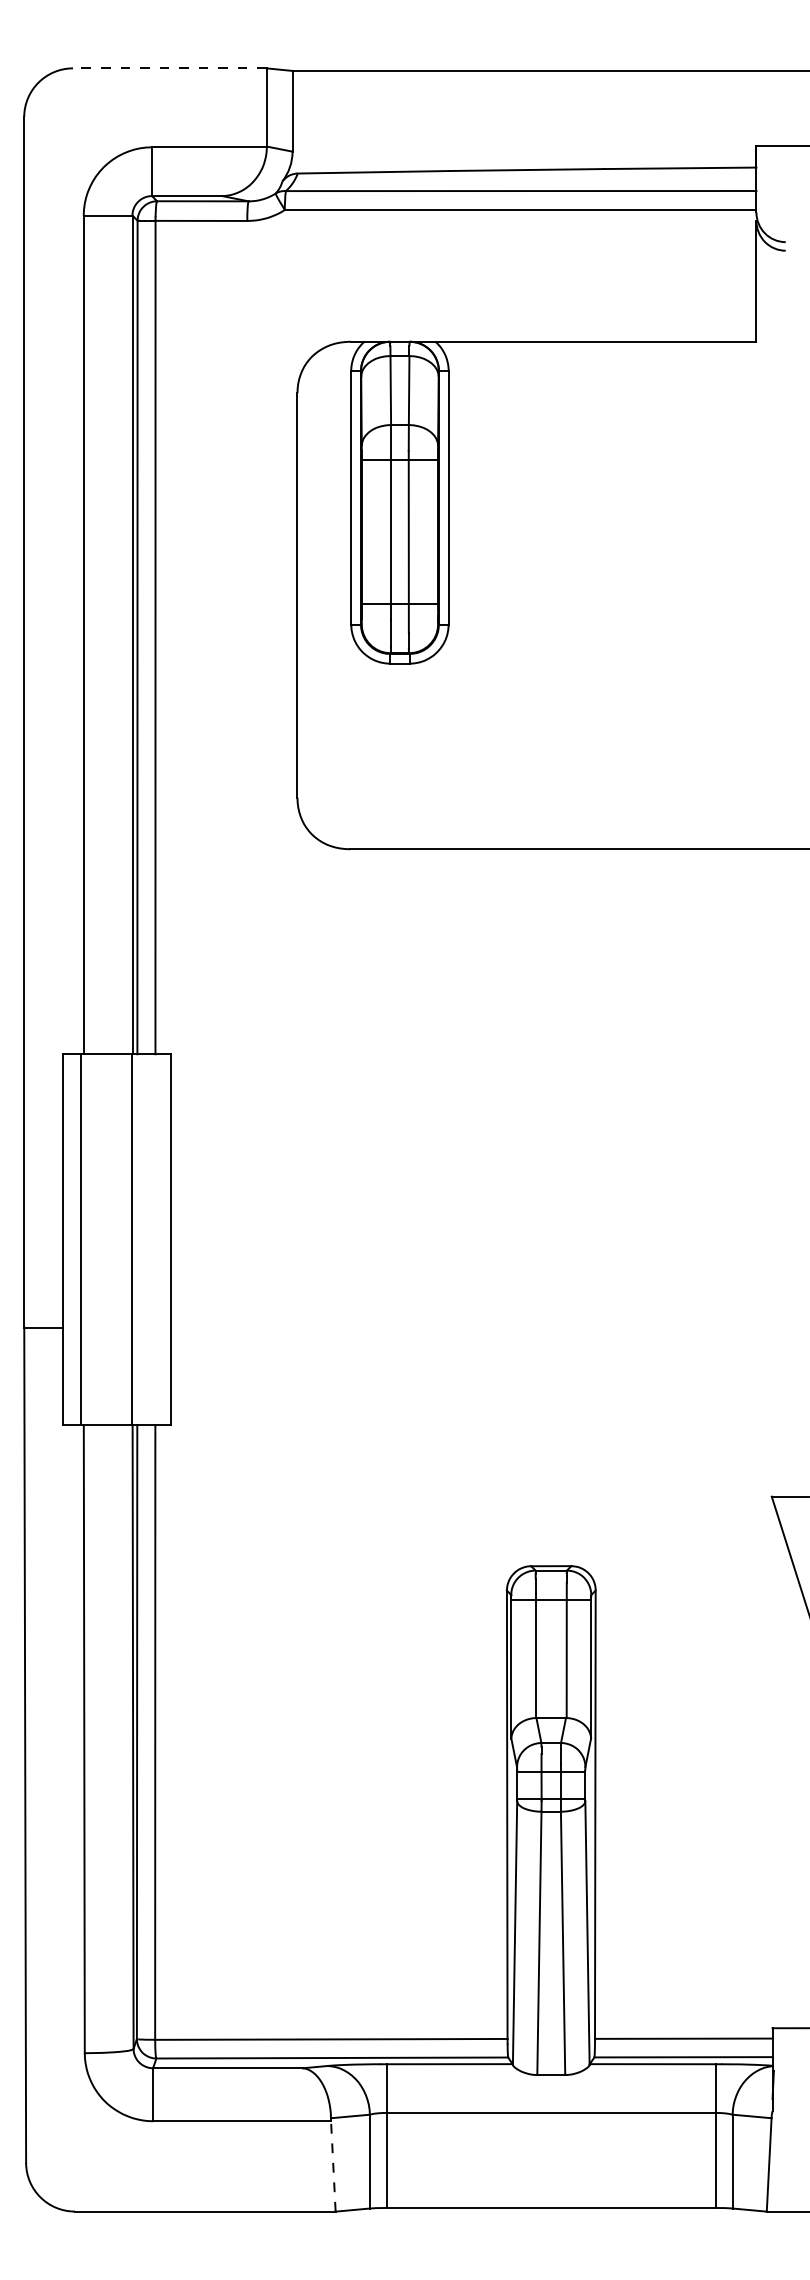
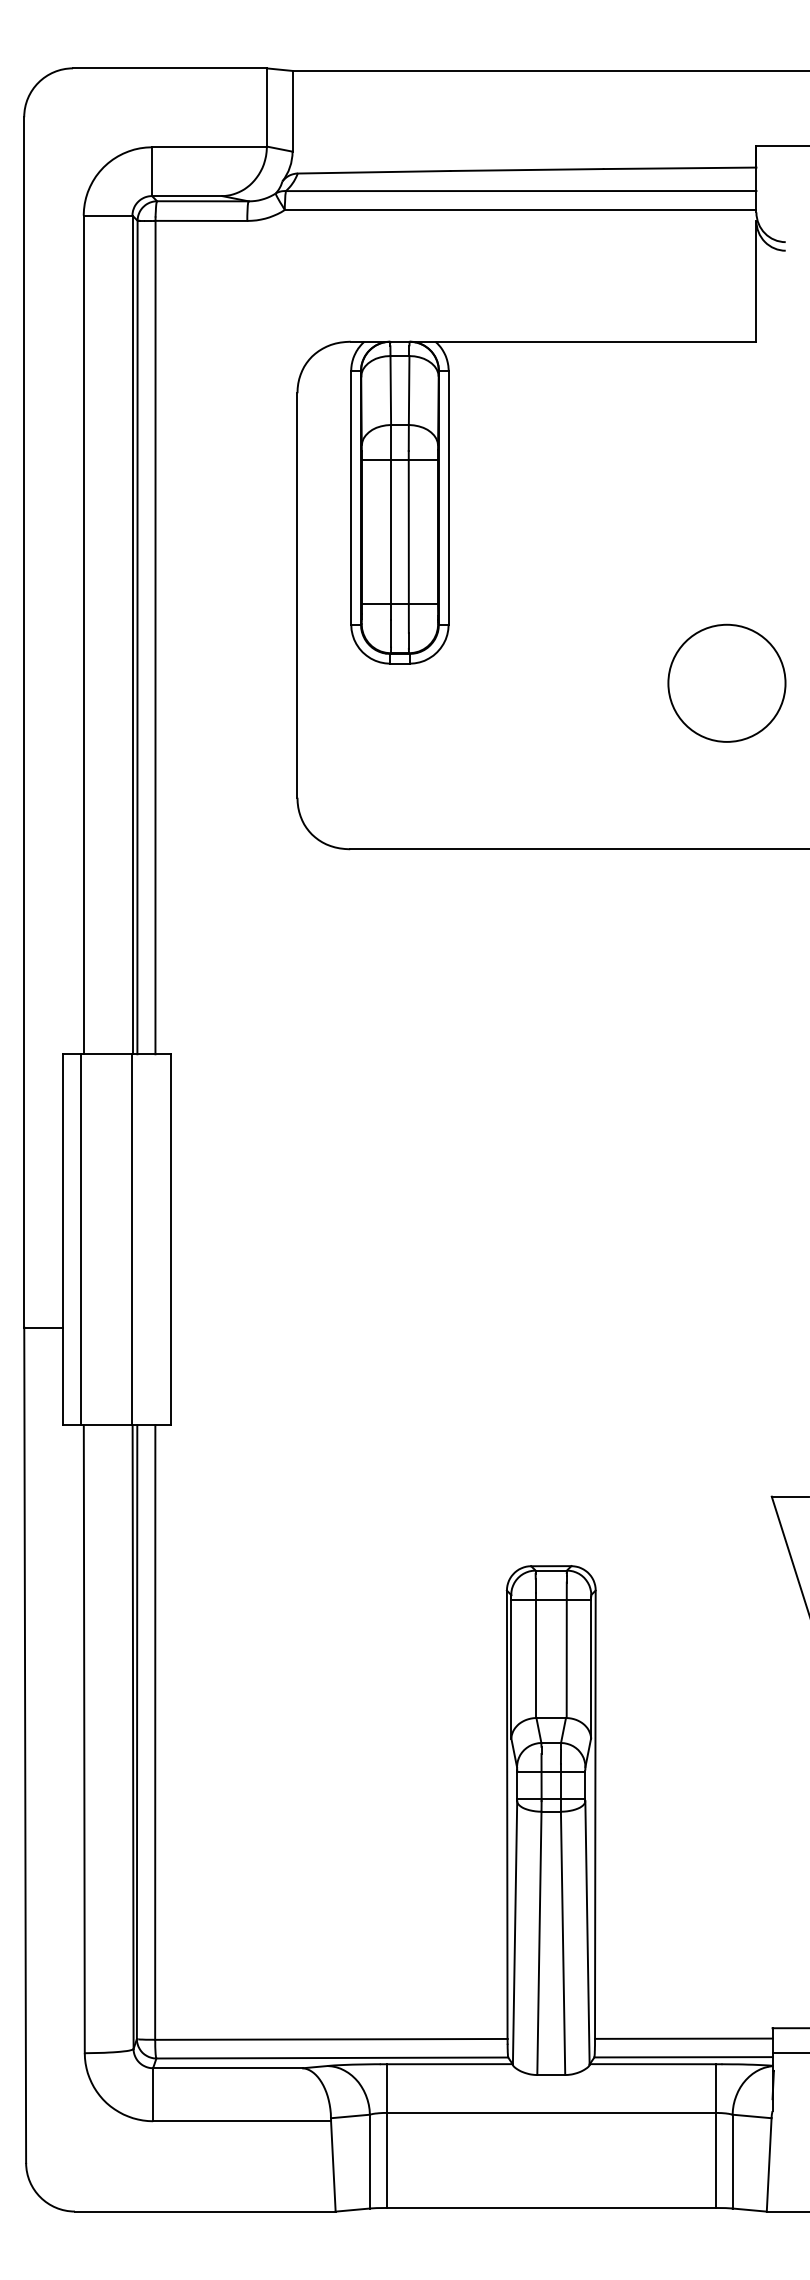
line: dashed -> solid (170, 68)
circle: none -> present (726, 682)
line: none -> present (789, 2053)
line: dashed -> solid (333, 2165)
